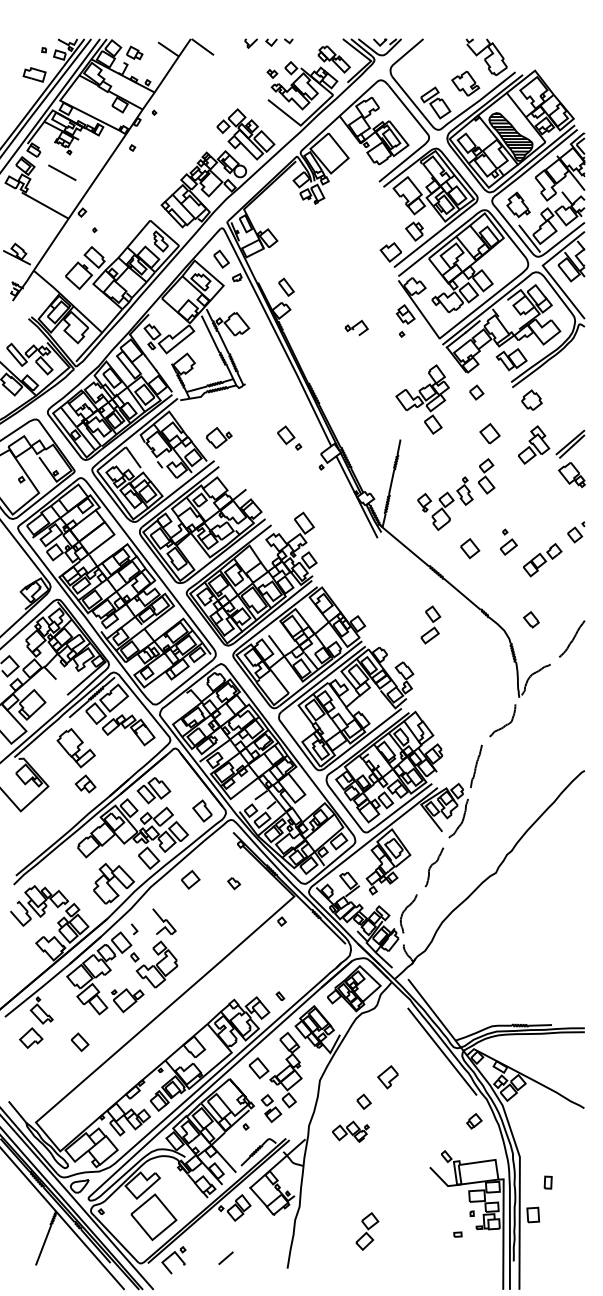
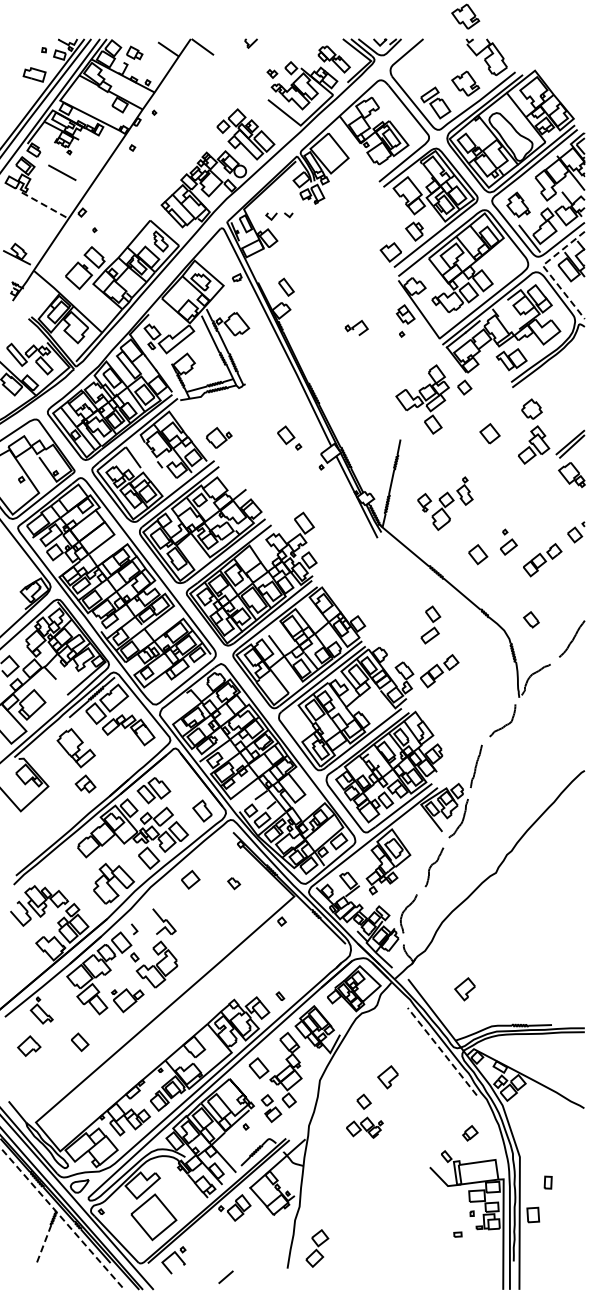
part: none -> present (465, 16)
part position: (279, 42) -> (279, 216) (279, 216)
hatch: present -> none (510, 135)
line: solid -> dashed (45, 205)
part: present -> none (221, 258)
line: solid -> dashed (547, 271)
part position: (476, 392) -> (464, 387) (464, 387)
part position: (531, 399) -> (531, 408) (531, 408)
part: present -> none (486, 476)
part position: (470, 548) -> (478, 554) (478, 554)
part: none -> present (439, 671)
part: none -> present (464, 989)
part position: (31, 1037) -> (29, 1045) (29, 1045)
line: solid -> dashed (442, 1051)
part position: (474, 1121) -> (470, 1133) (470, 1133)
part position: (350, 1131) -> (364, 1127) (364, 1127)
line: solid -> dashed (62, 1218)
part position: (367, 1231) -> (317, 1248) (317, 1248)
line: solid -> dashed (43, 1245)
line position: (225, 1258) -> (225, 1277) (225, 1277)
